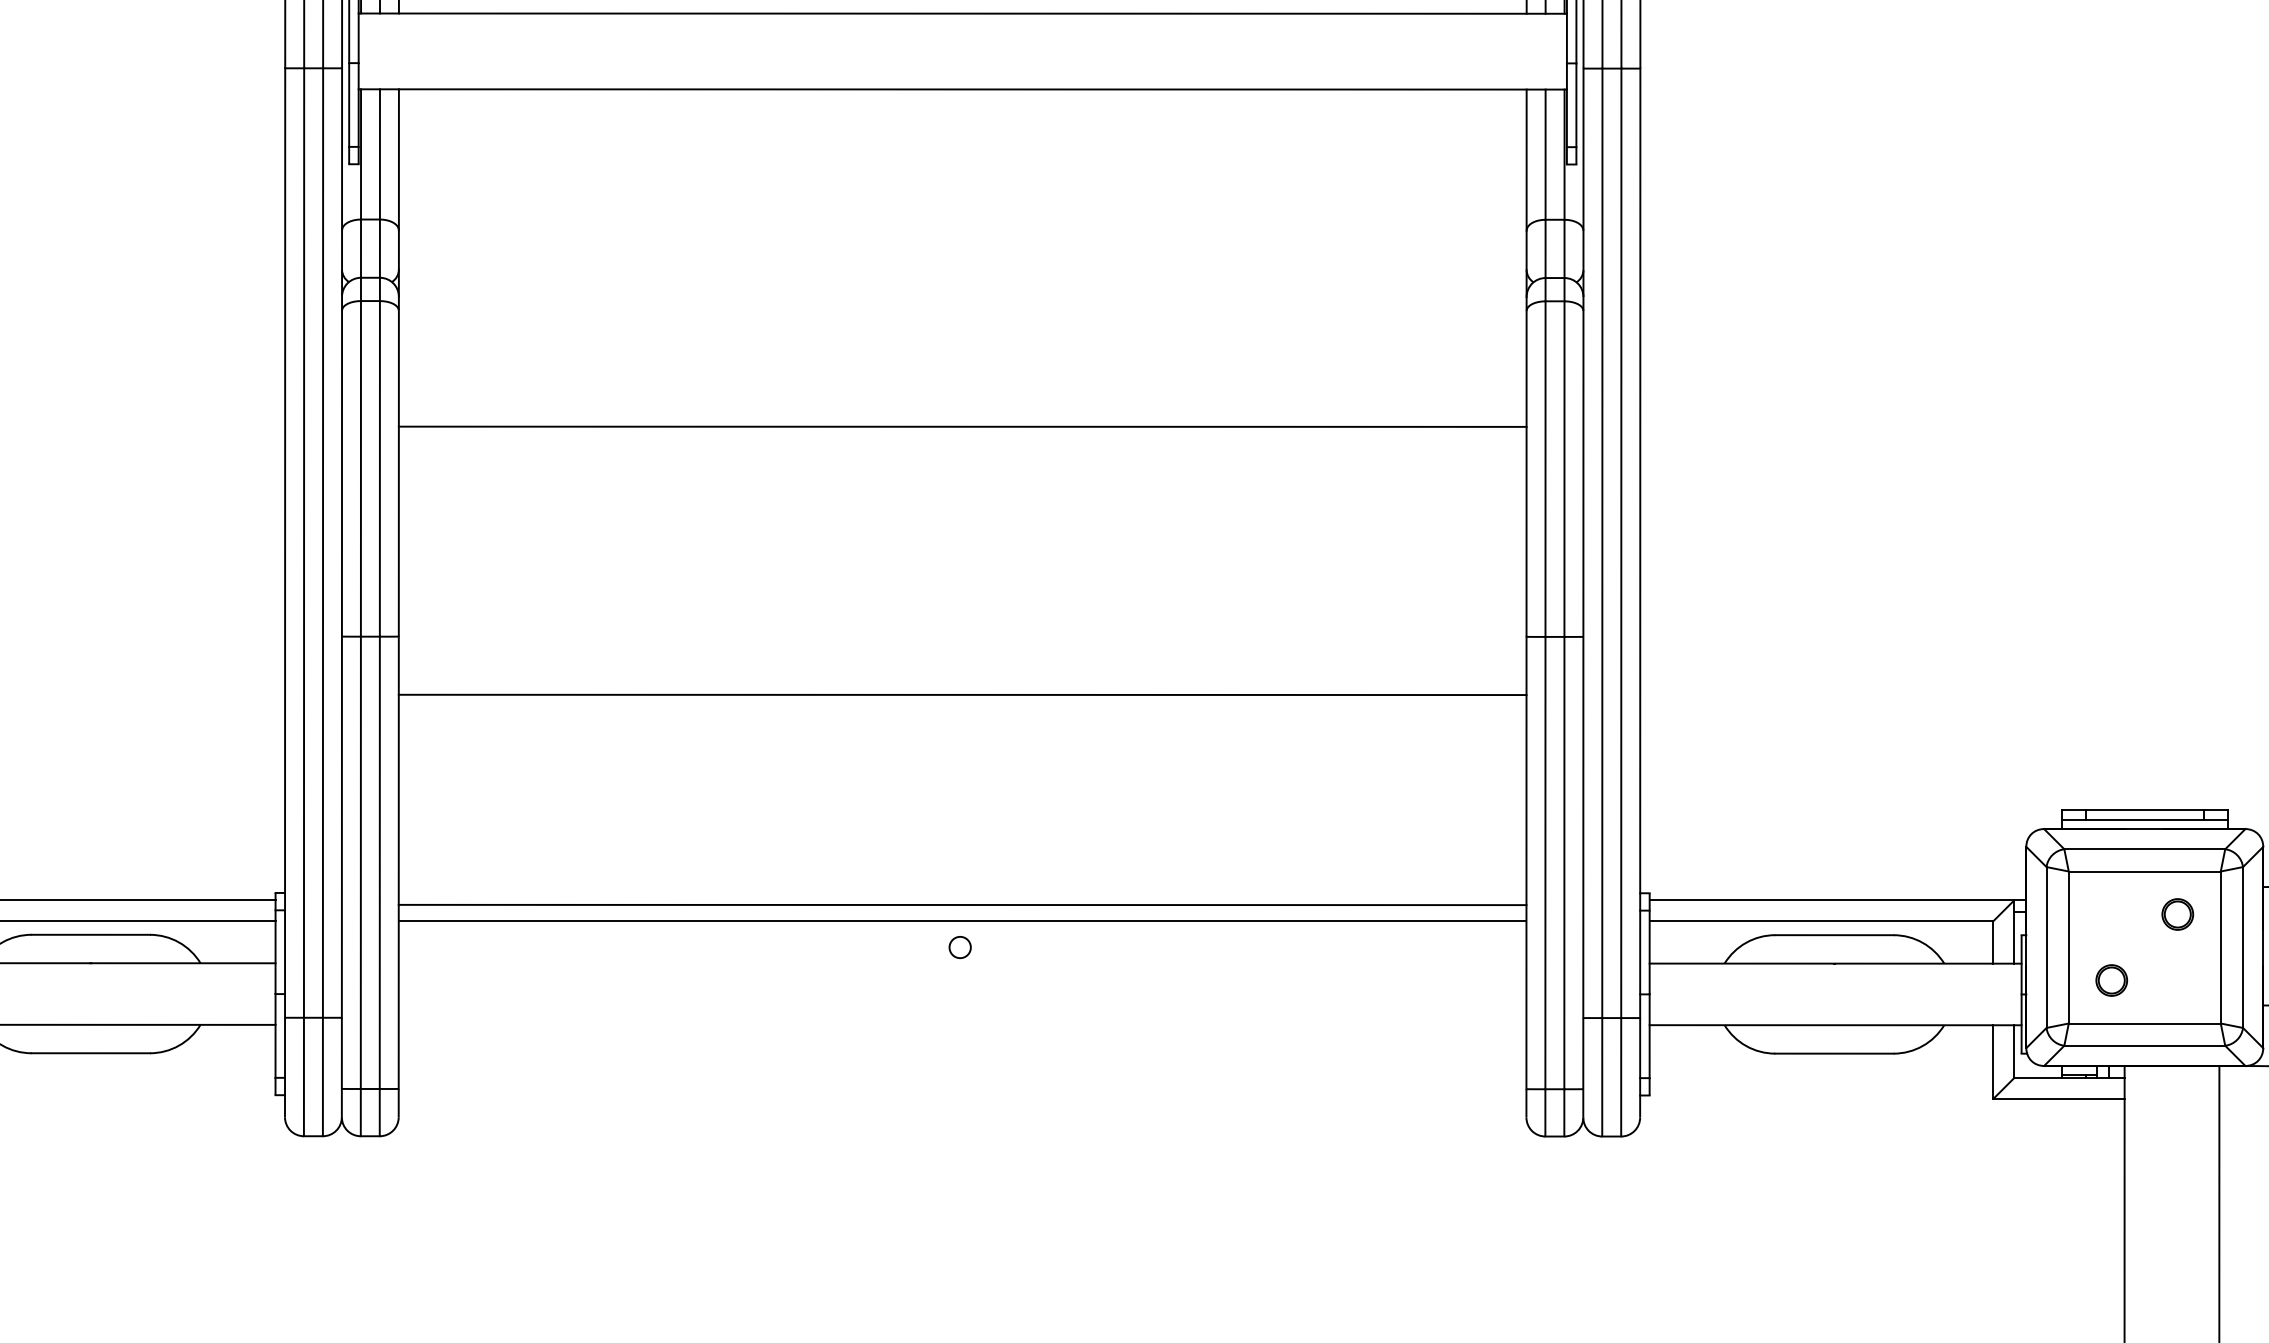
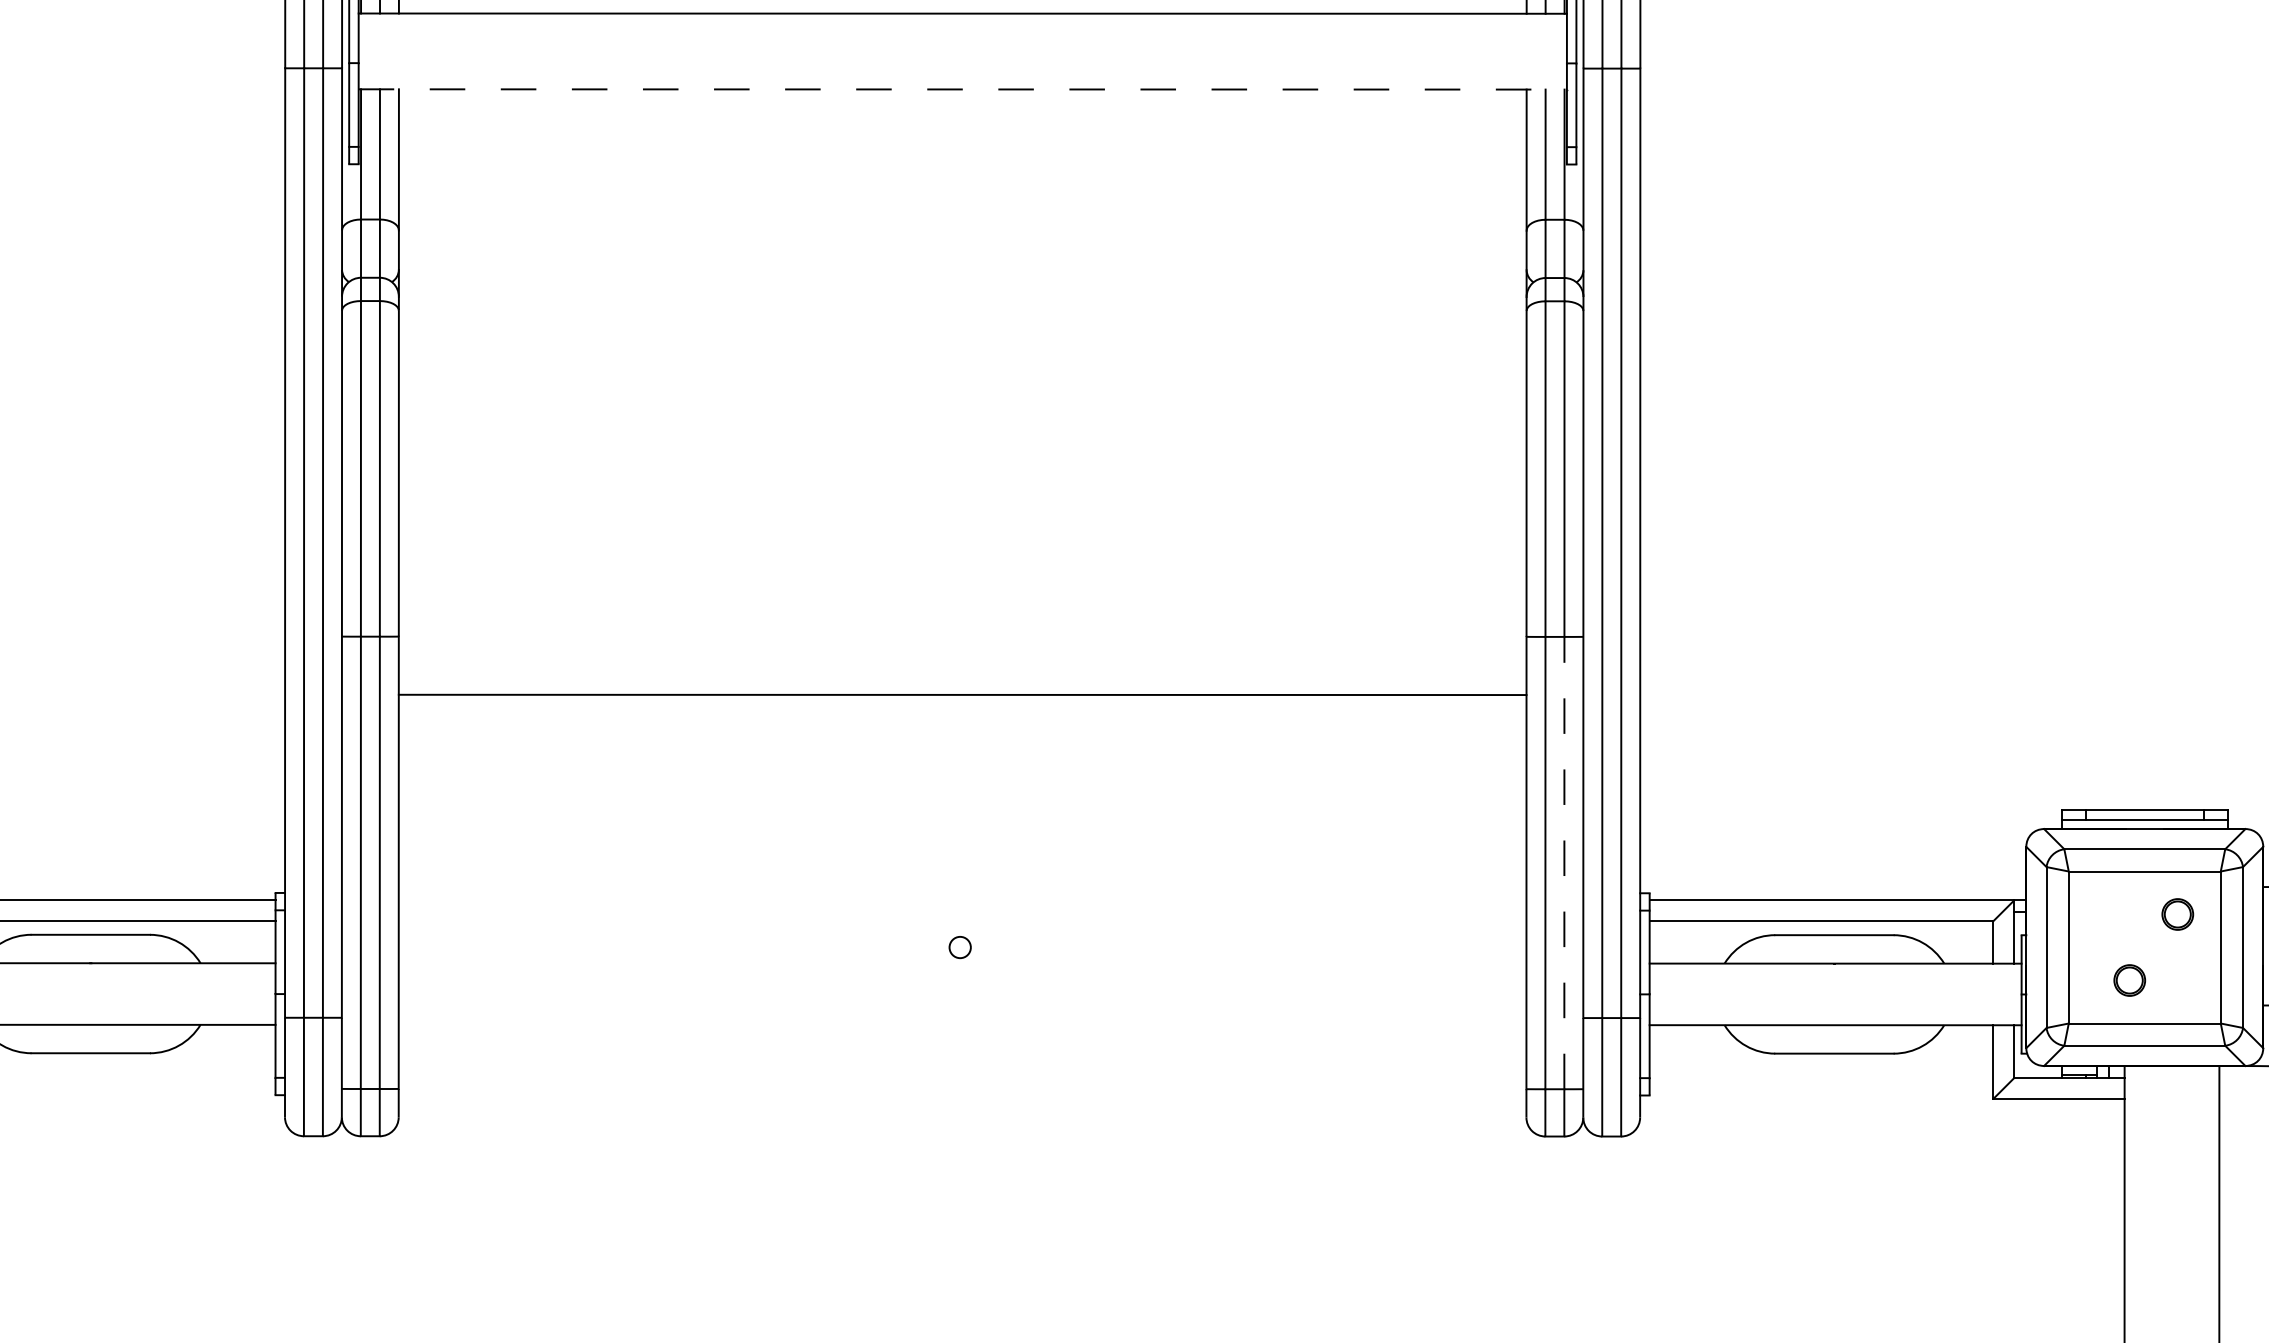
line: solid -> dashed (963, 89)
line: present -> none (962, 426)
line: solid -> dashed (1564, 862)
line: present -> none (962, 904)
line: present -> none (962, 921)
part position: (2111, 980) -> (2129, 980) (2129, 980)
